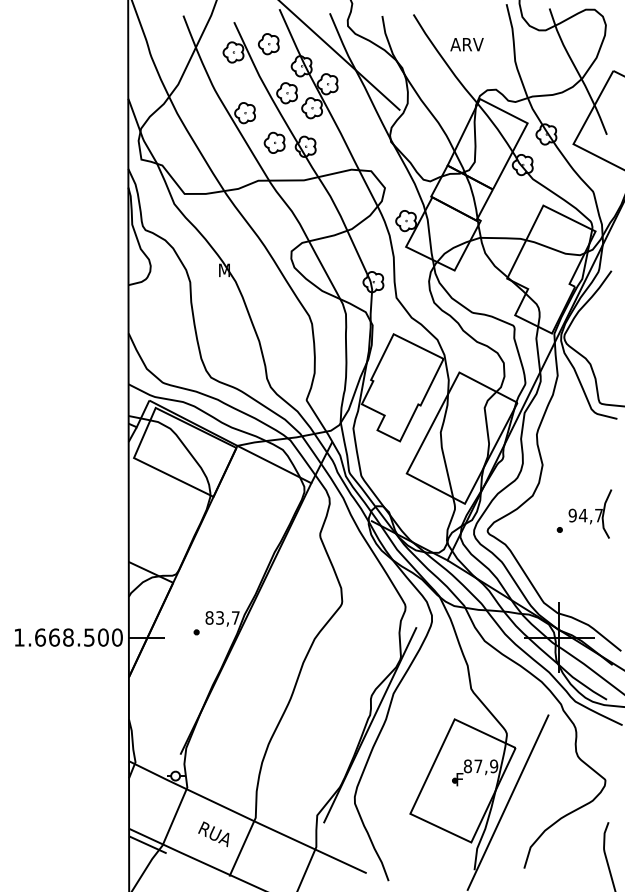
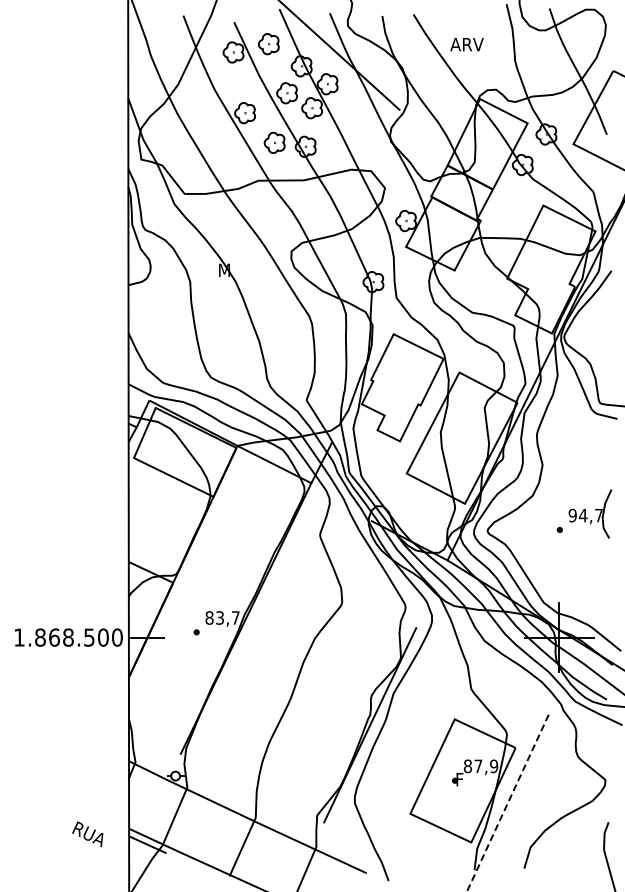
text: 1.668.500 -> 1.868.500 (40, 637)
line: solid -> dashed (508, 802)
text position: (213, 834) -> (87, 834) (87, 834)
